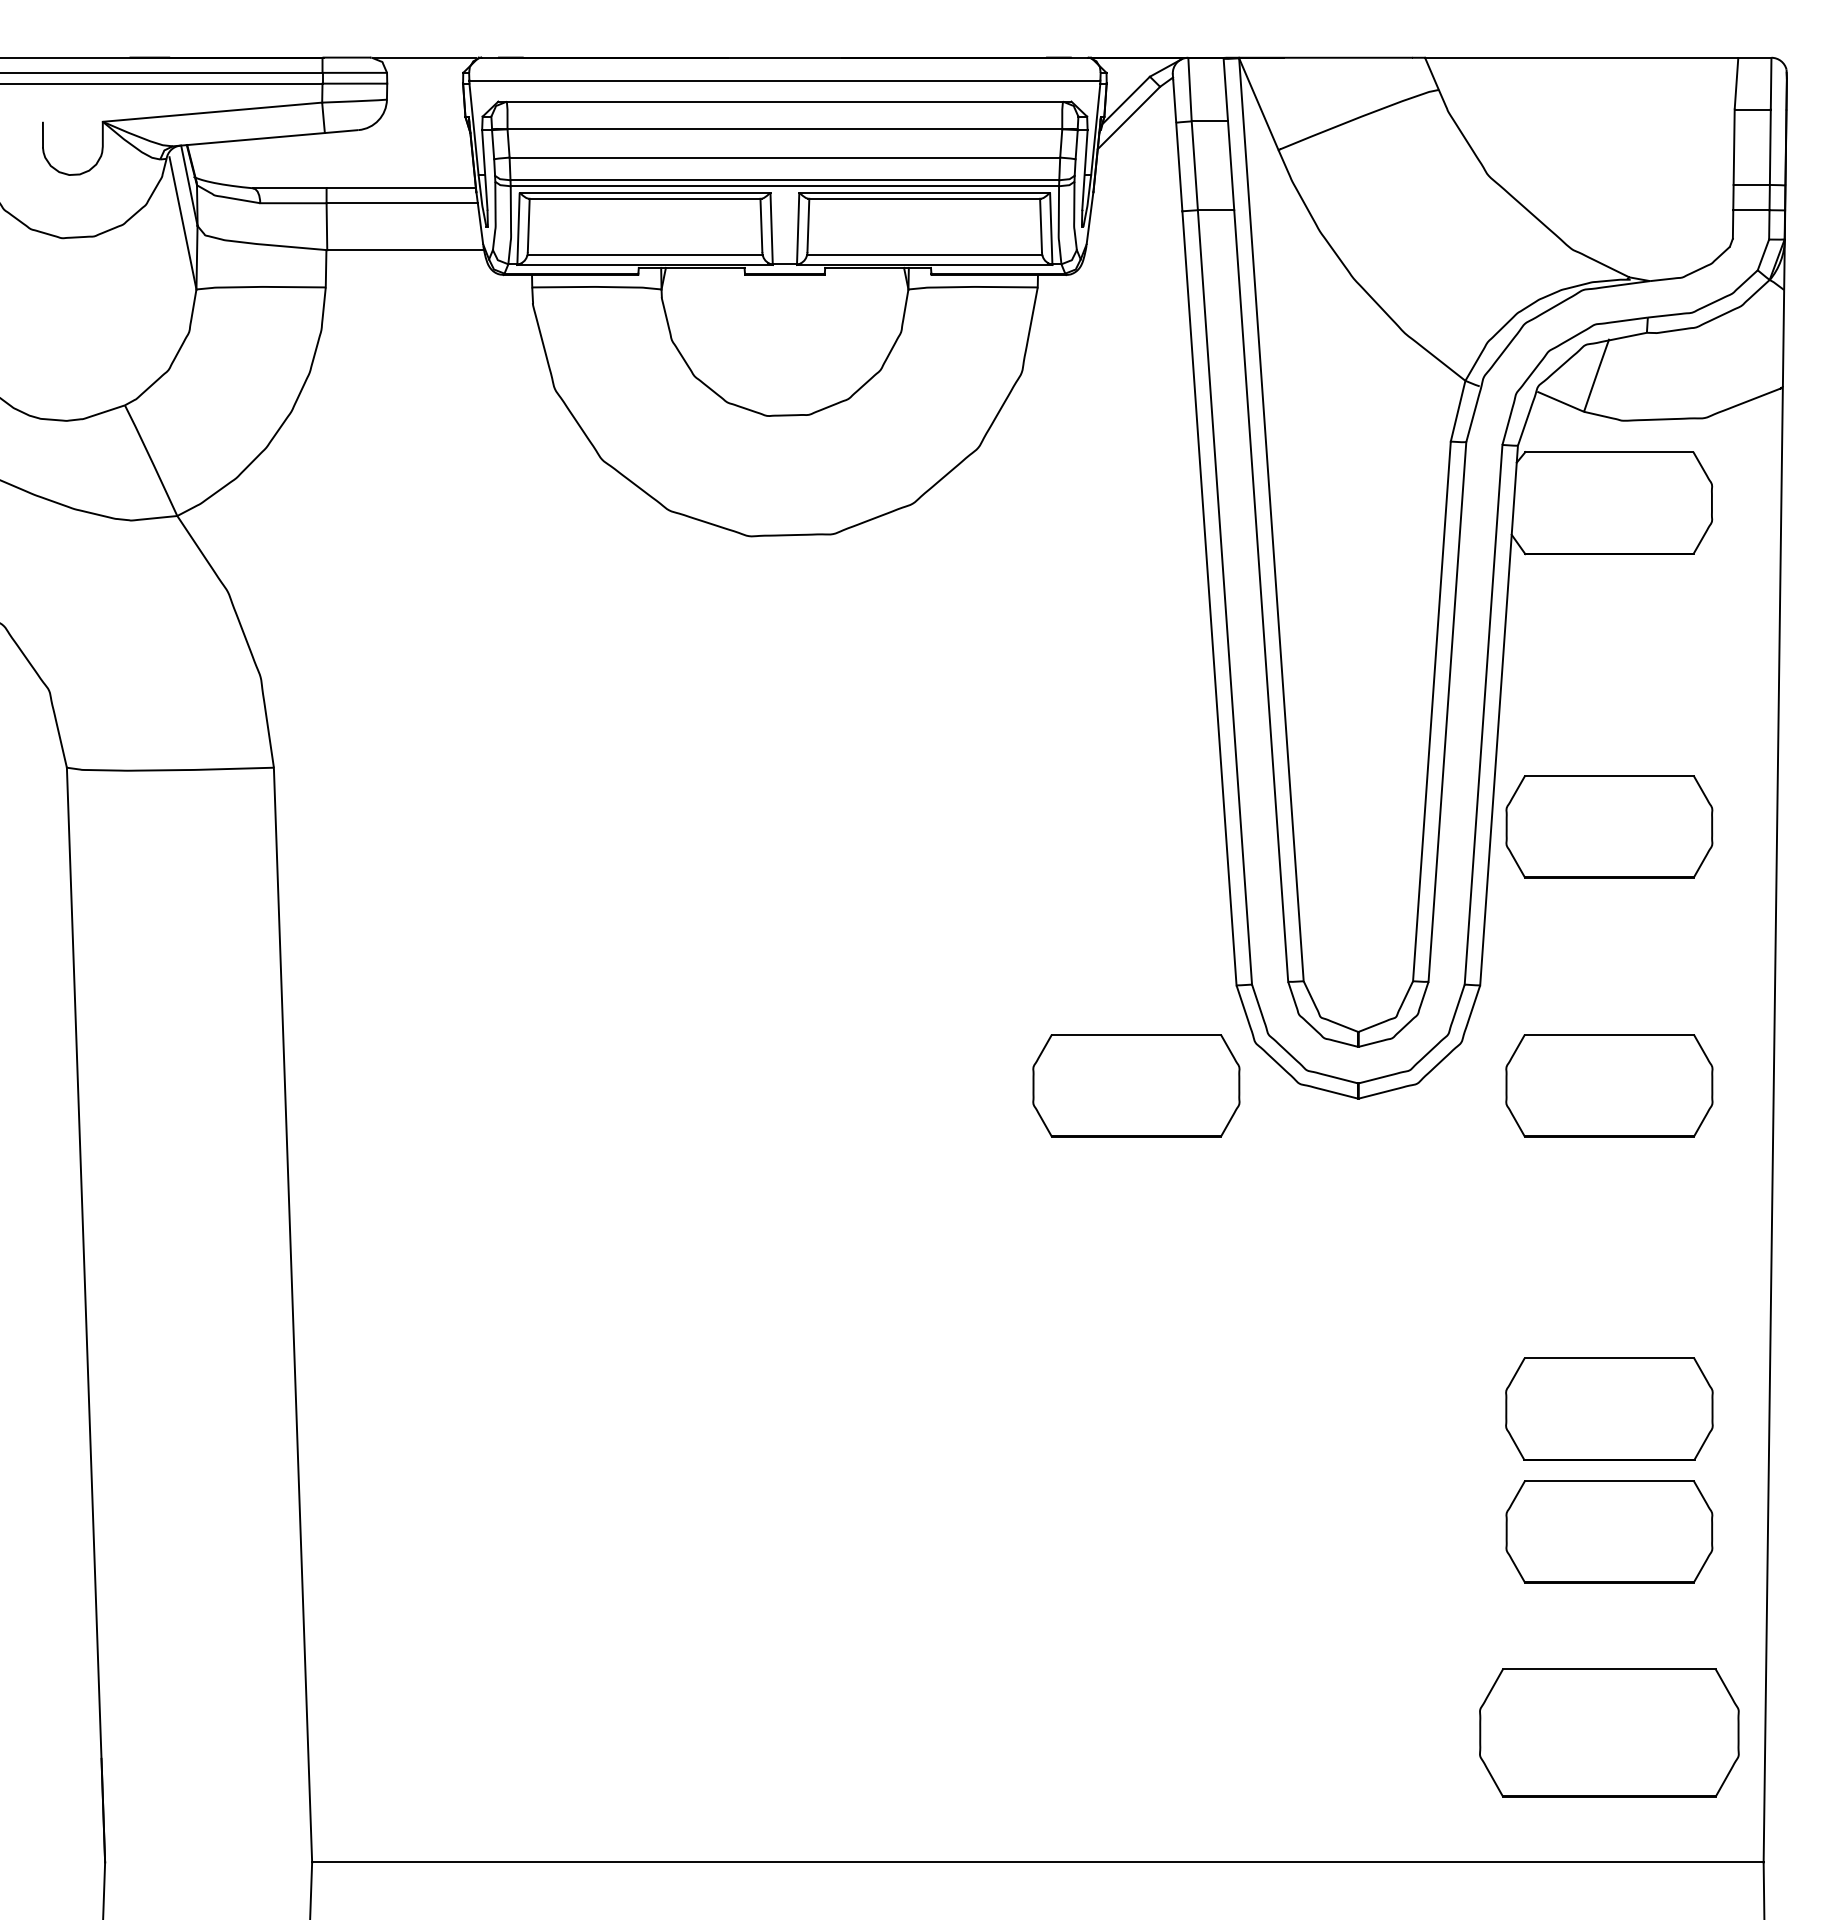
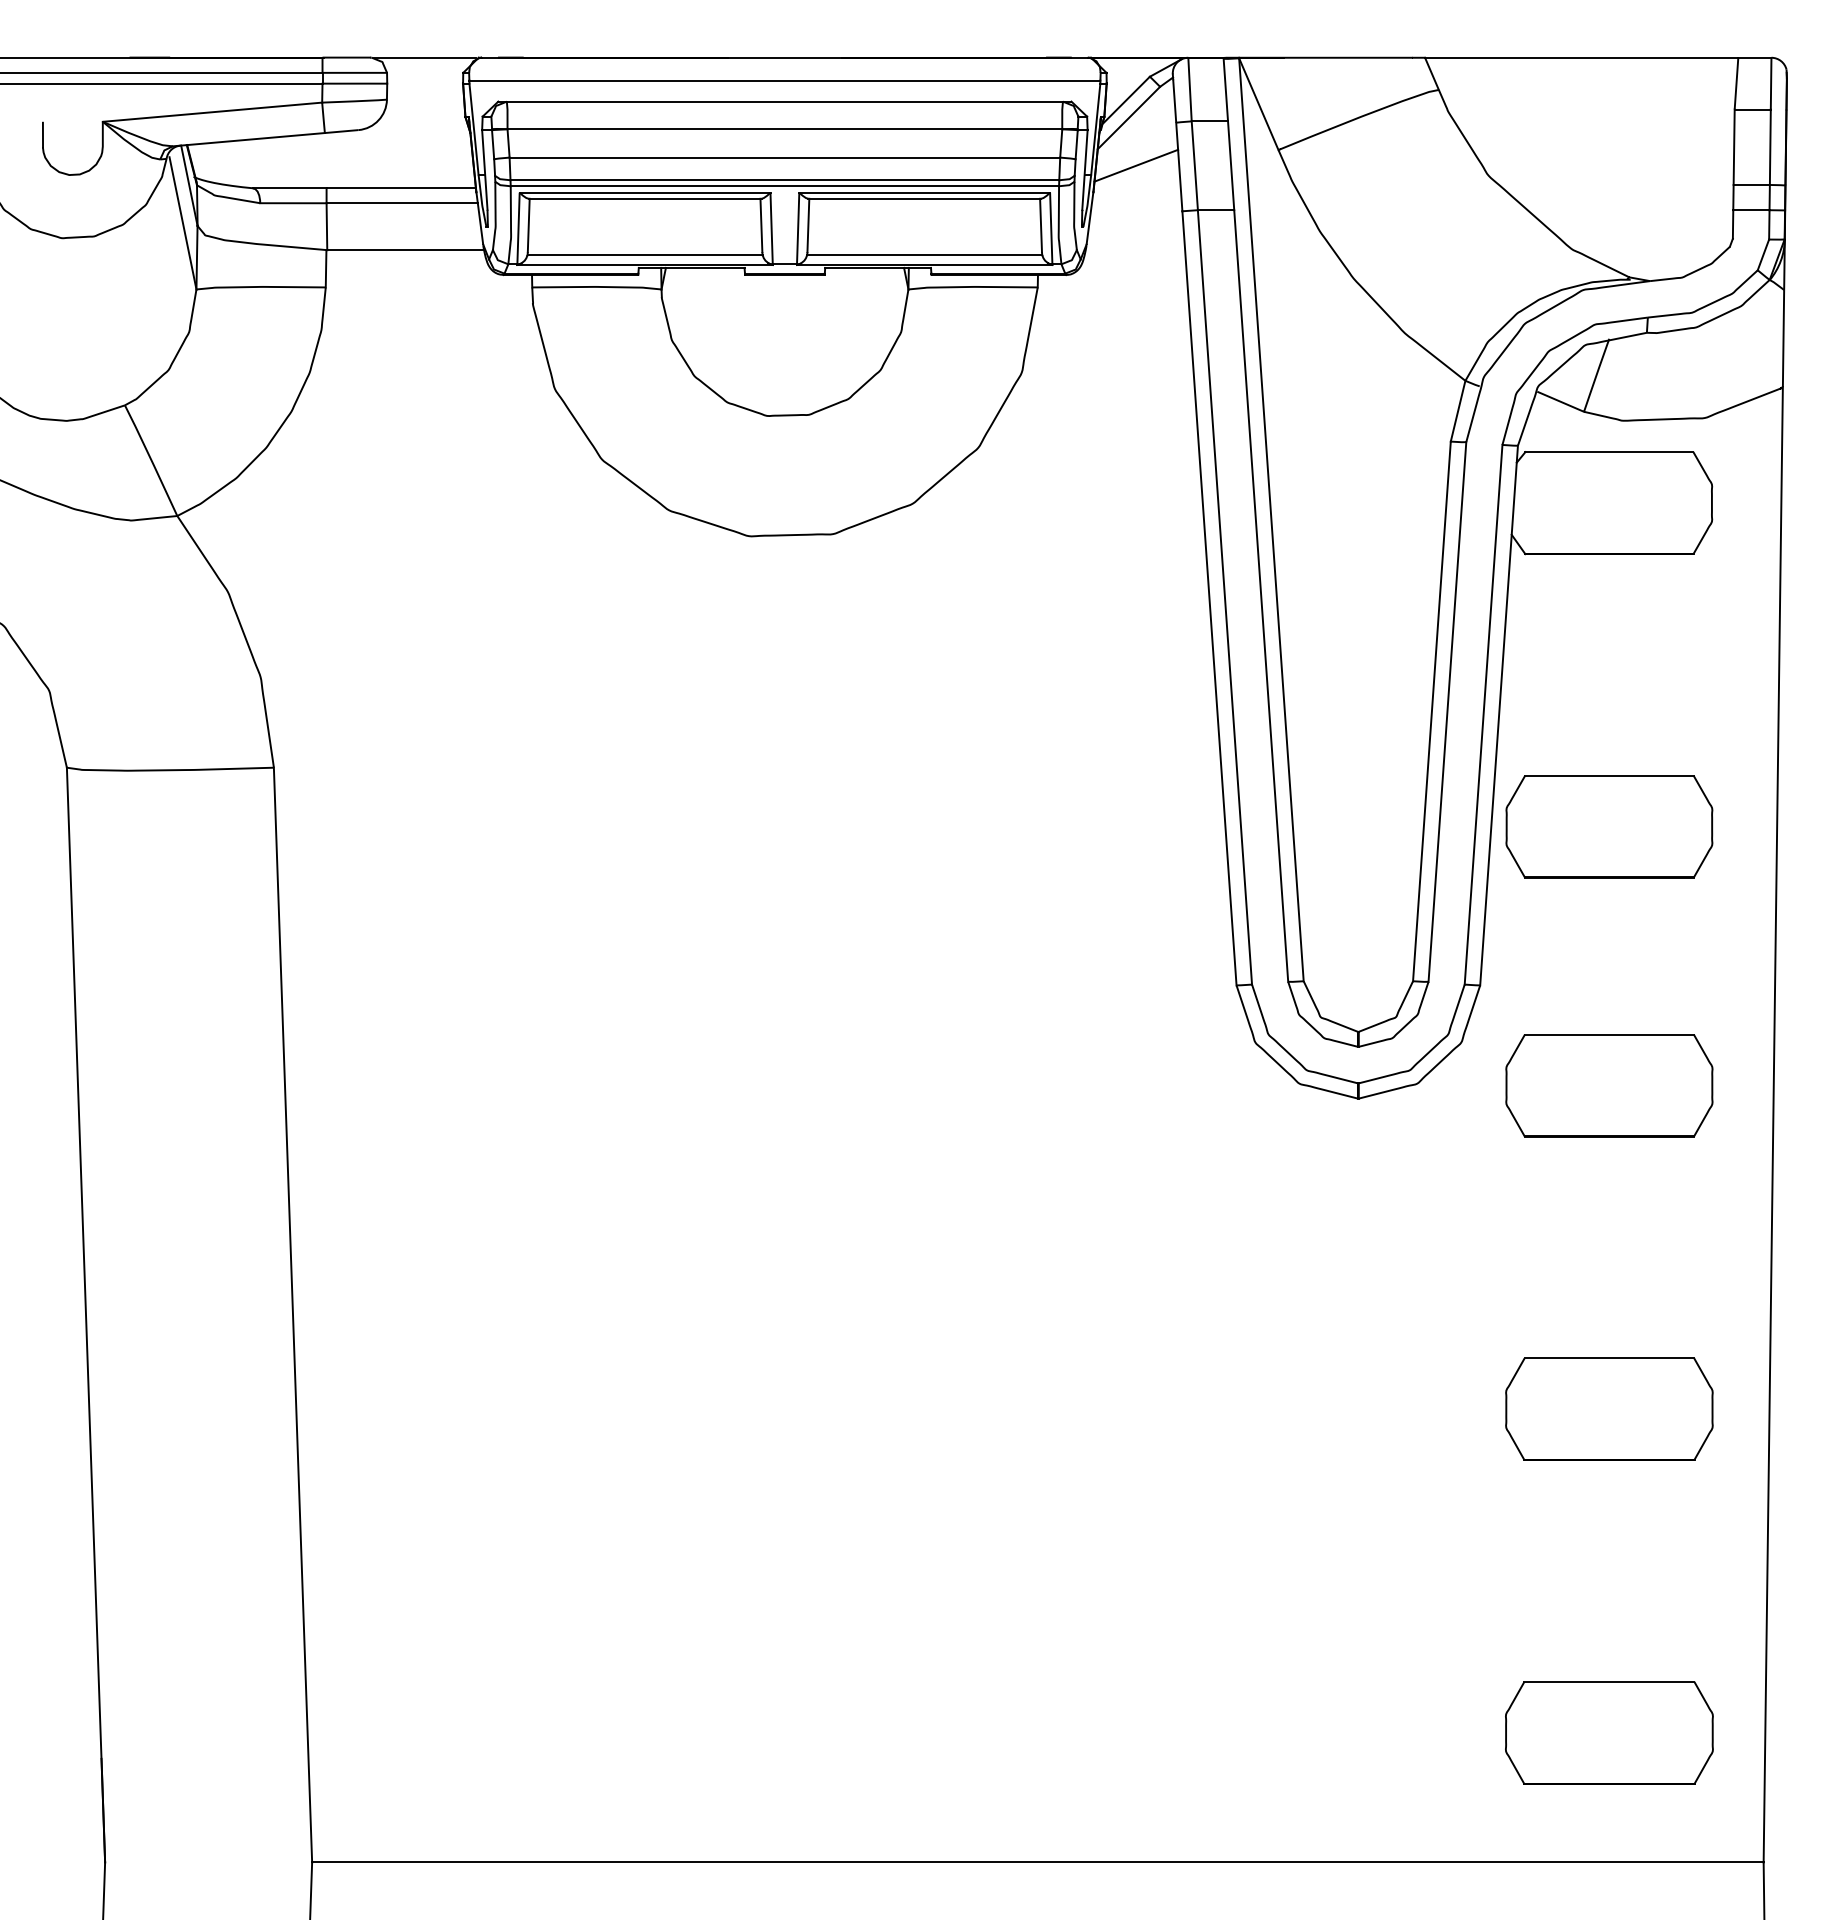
line: none -> present (1136, 165)
part: present -> none (1136, 1085)
part: present -> none (1609, 1531)
part size: 261x130 px -> 209x104 px (1609, 1732)
